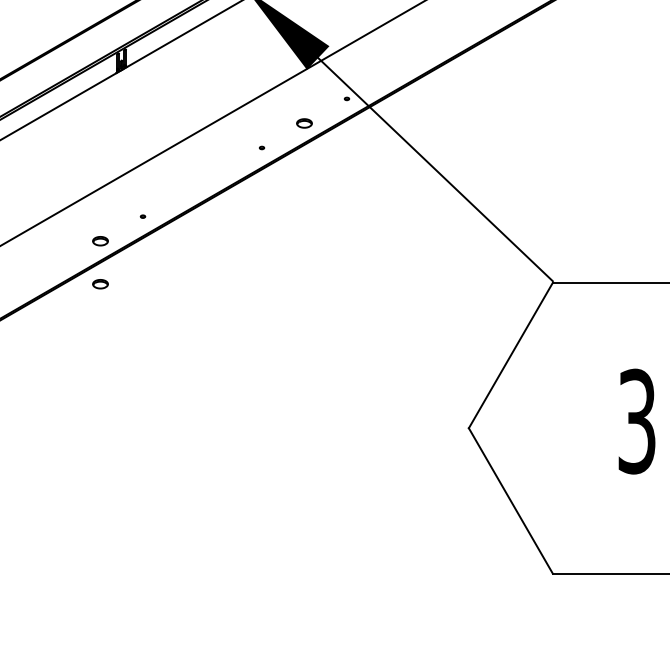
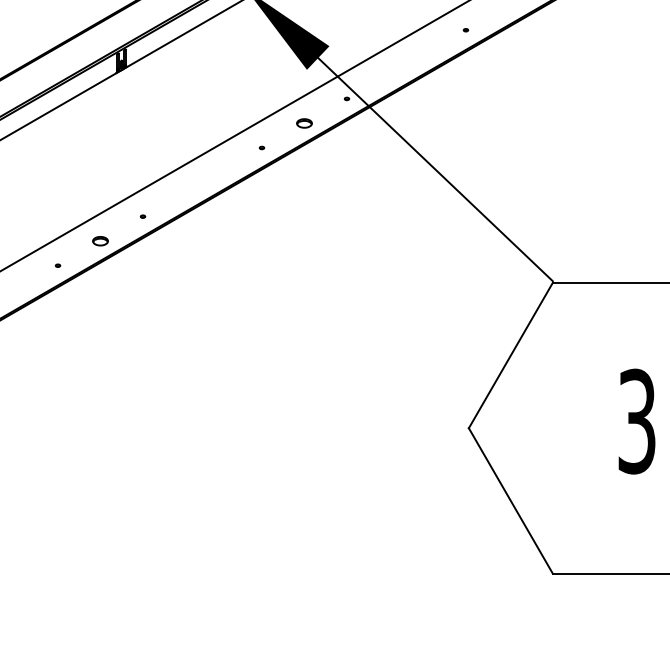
part: none -> present (465, 30)
line position: (212, 123) -> (234, 136) (234, 136)
part: none -> present (57, 265)
part: present -> none (100, 284)
